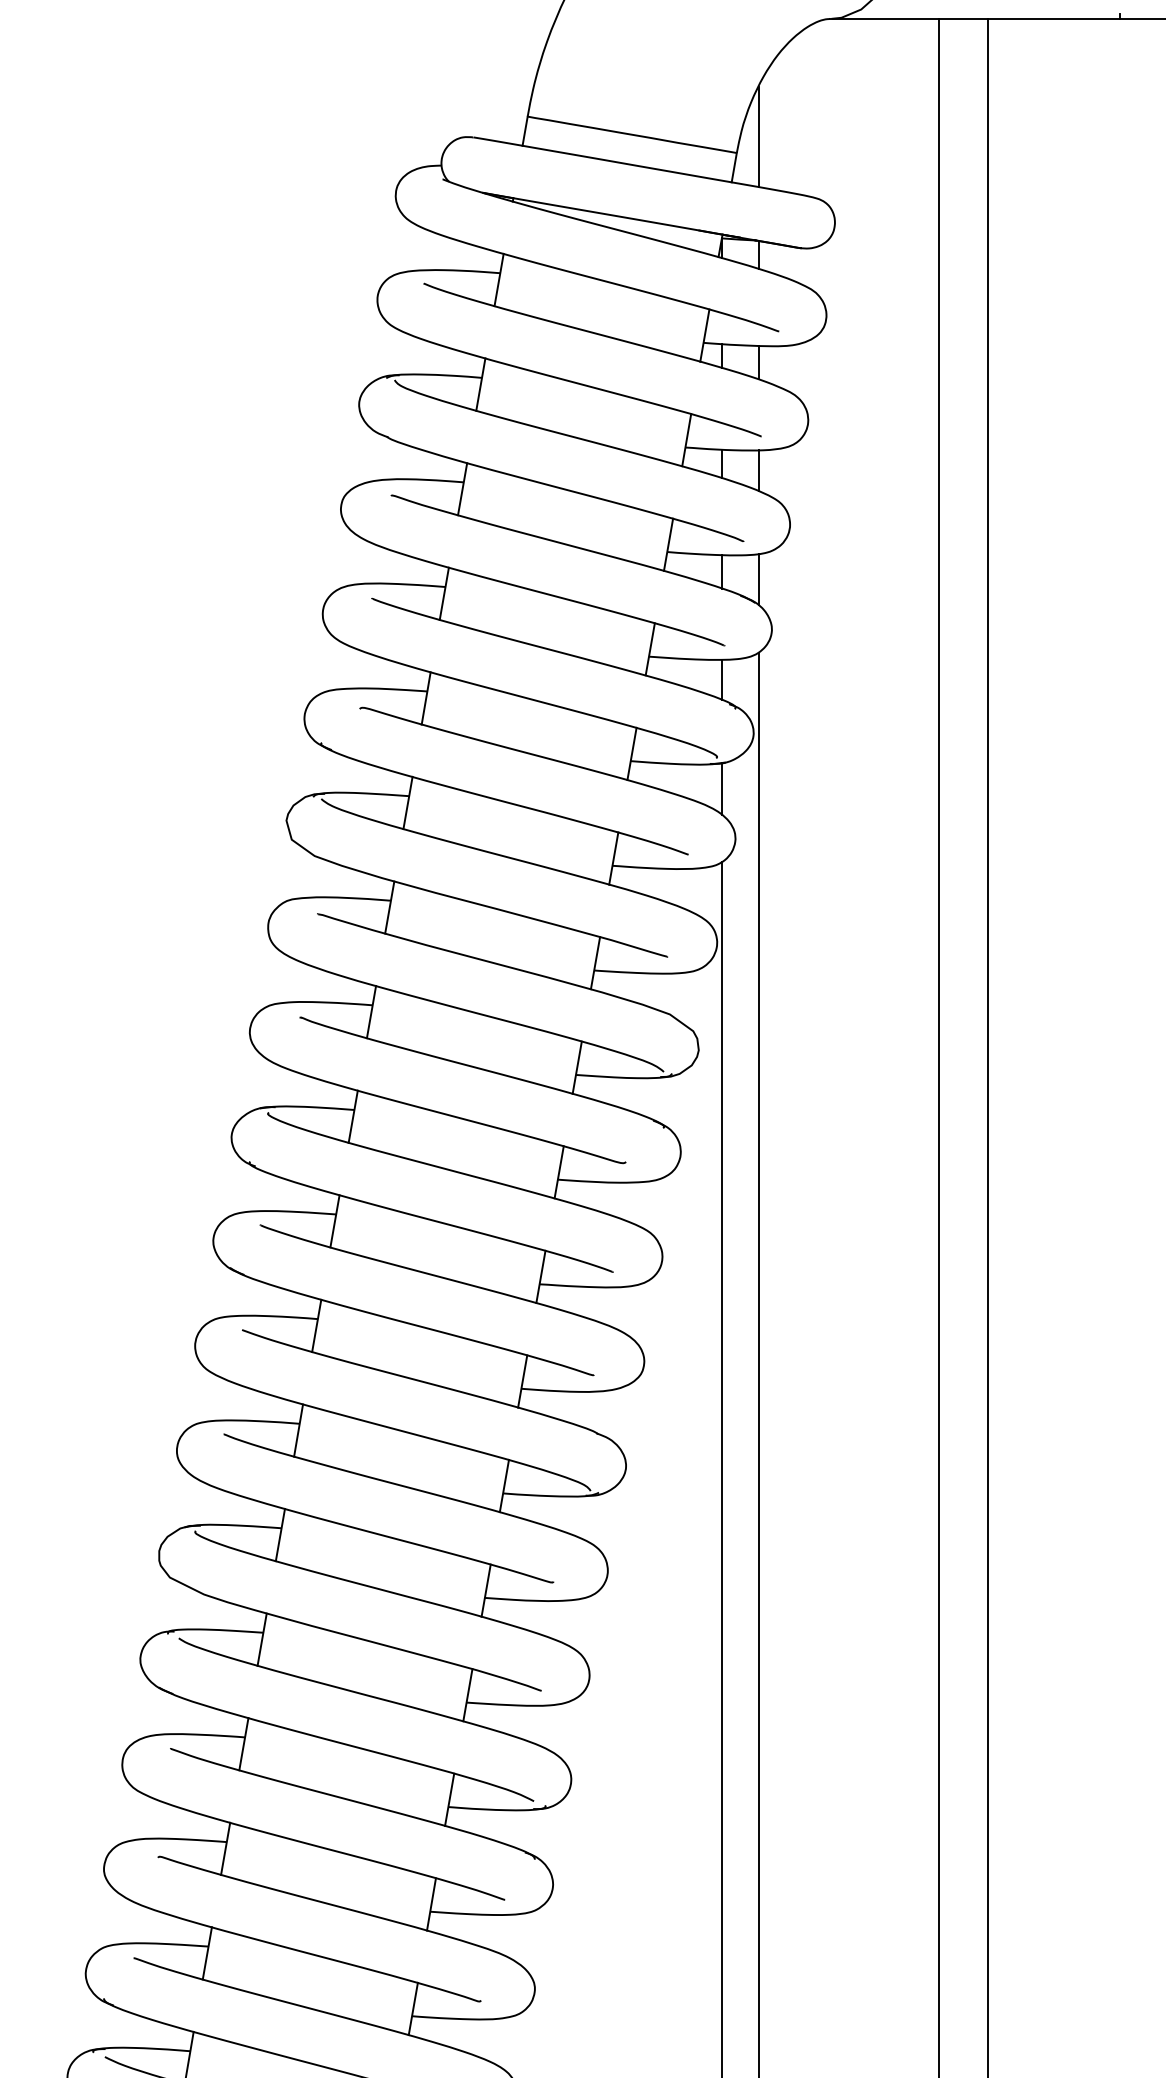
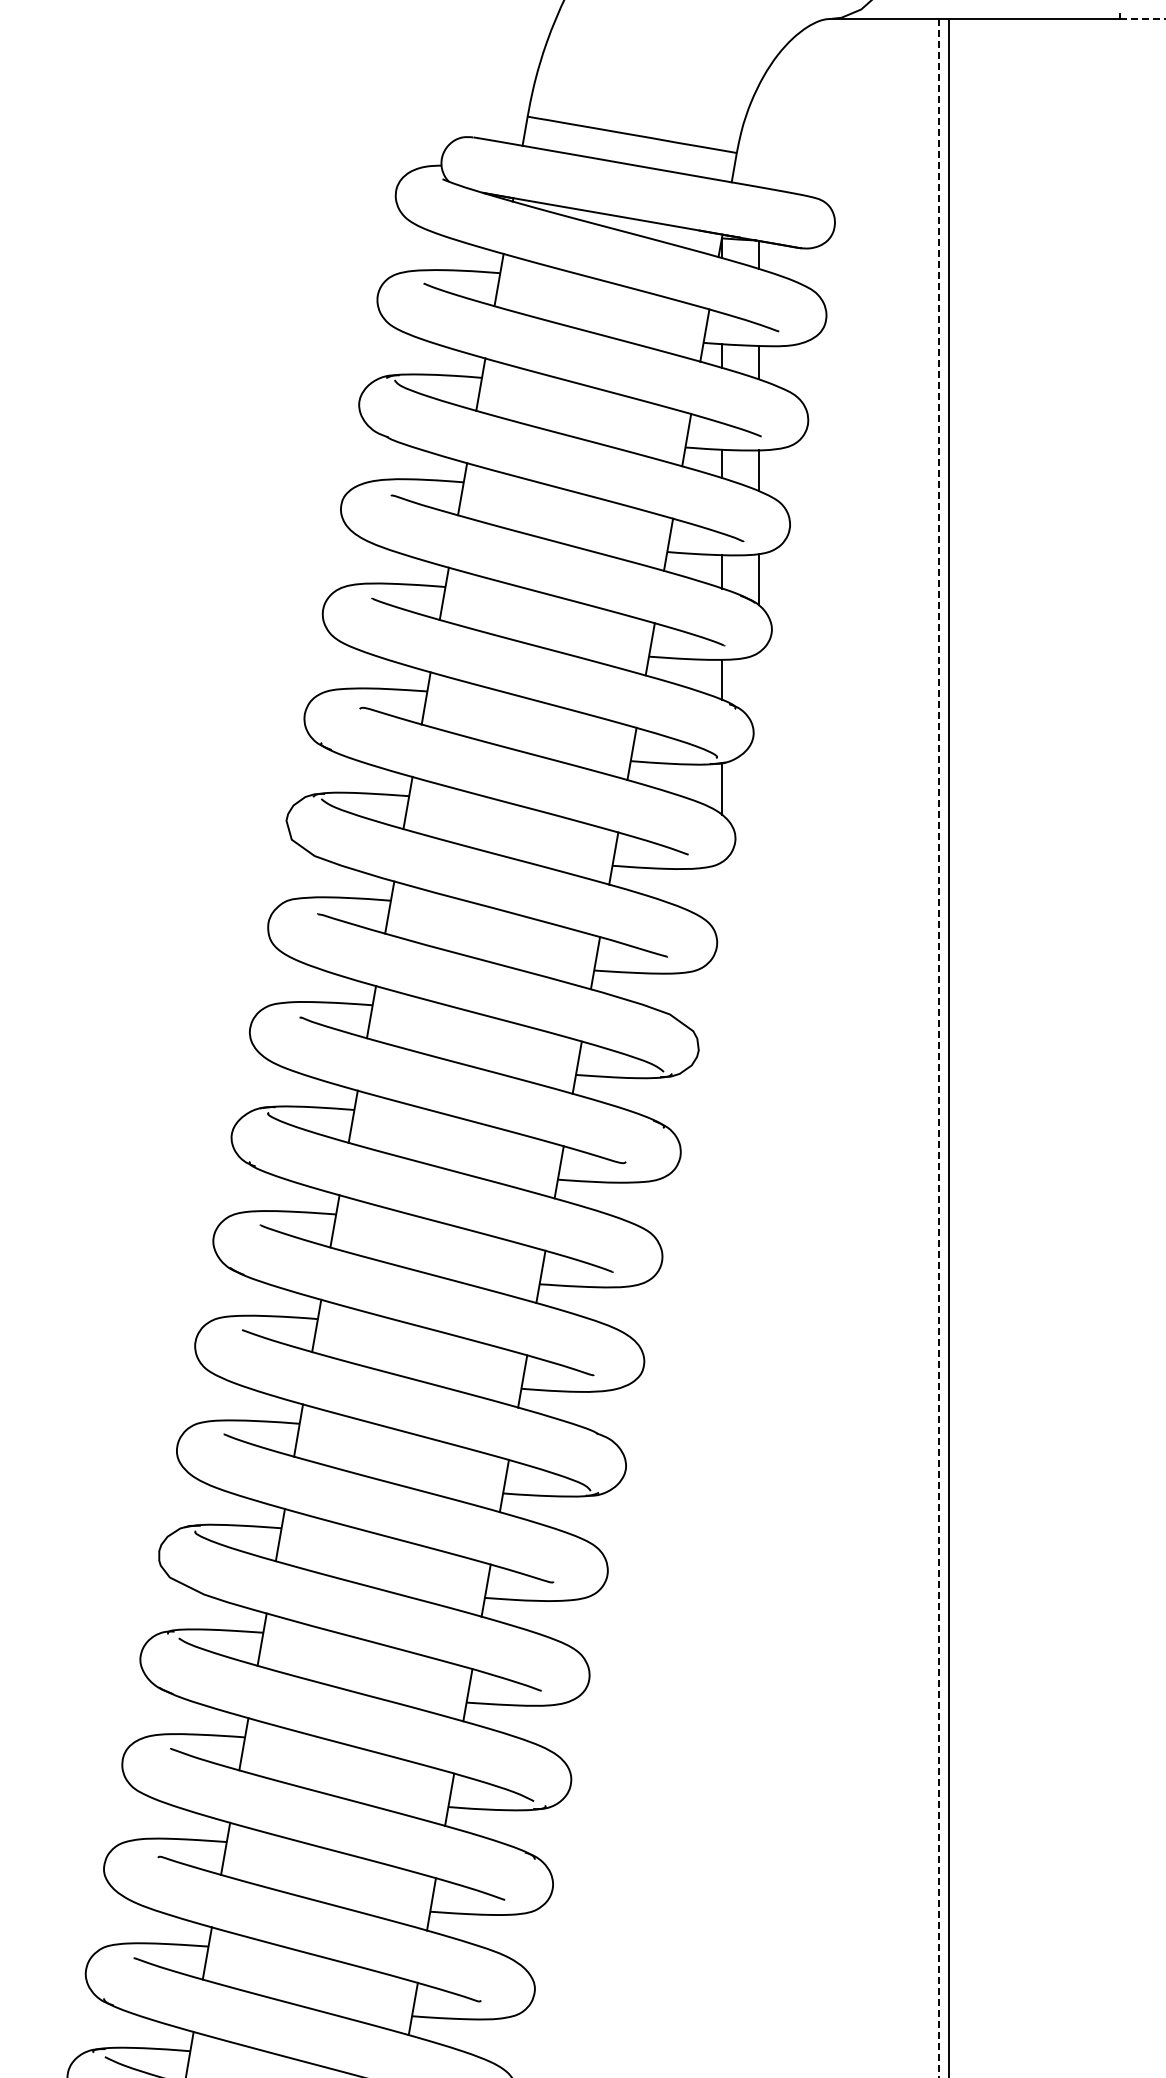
line: solid -> dashed (1143, 18)
line: present -> none (758, 137)
line position: (987, 1046) -> (948, 1046) (948, 1046)
line: solid -> dashed (938, 1048)
line: present -> none (758, 1363)
line: present -> none (722, 1467)
